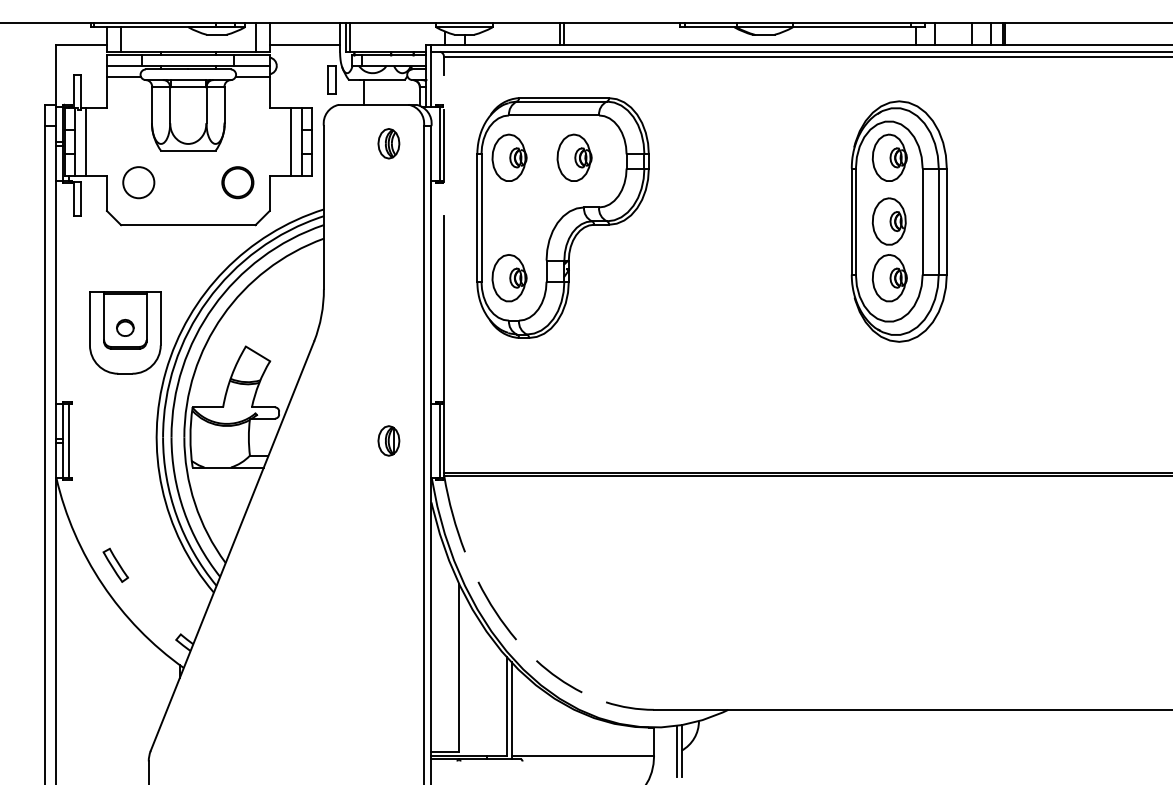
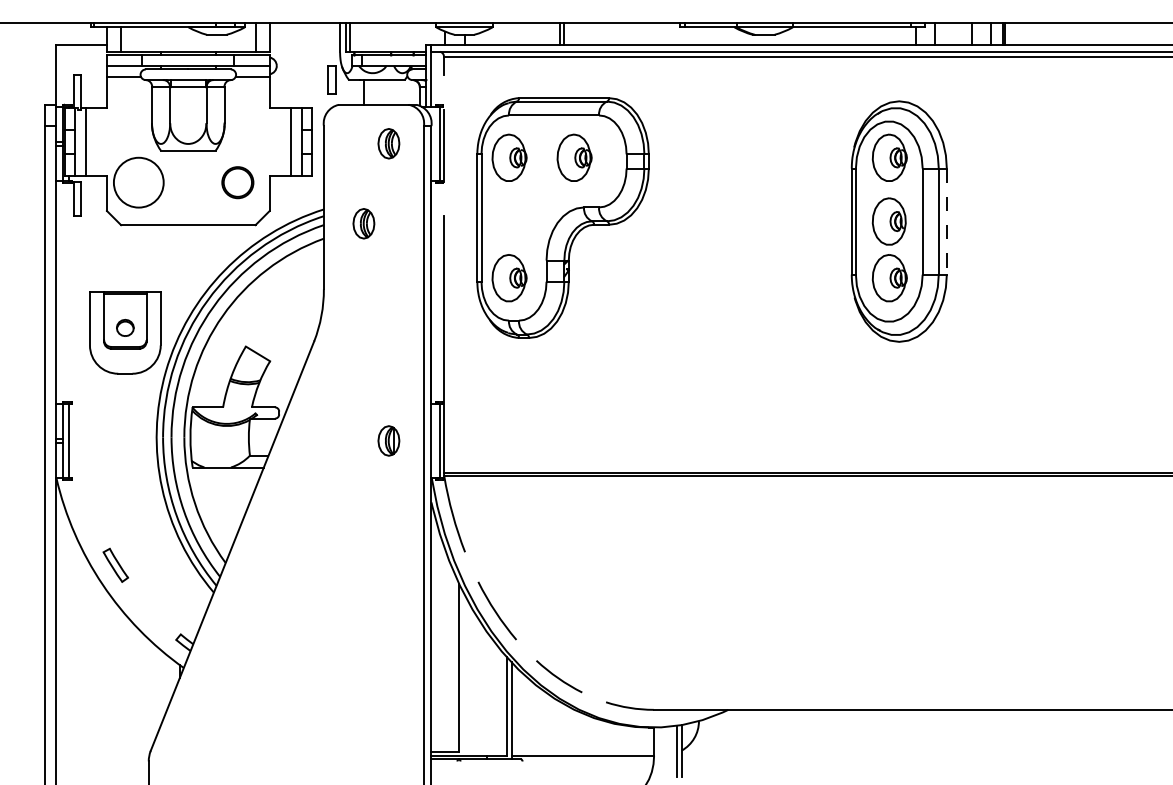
line: present -> none (304, 44)
circle diameter: 31 px -> 50 px (138, 182)
line: solid -> dashed (946, 222)
part: none -> present (363, 223)
